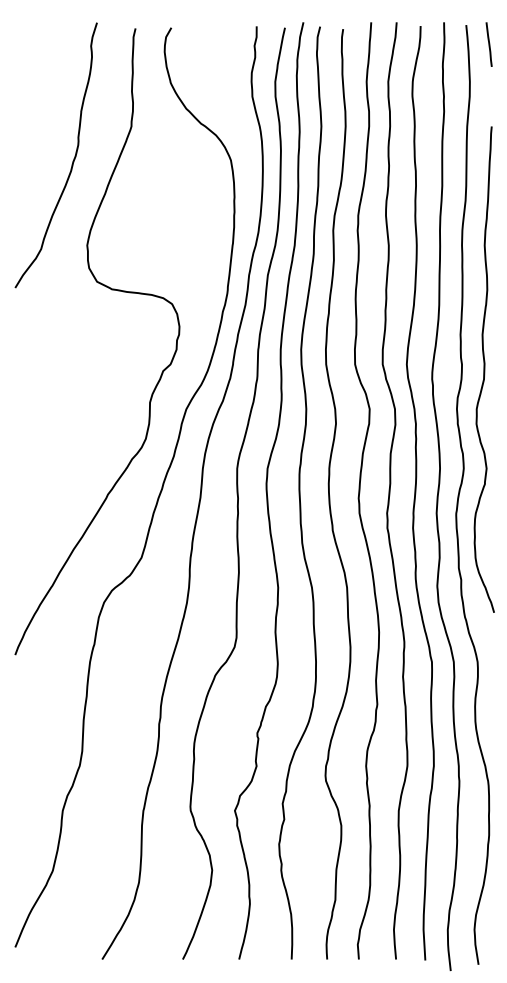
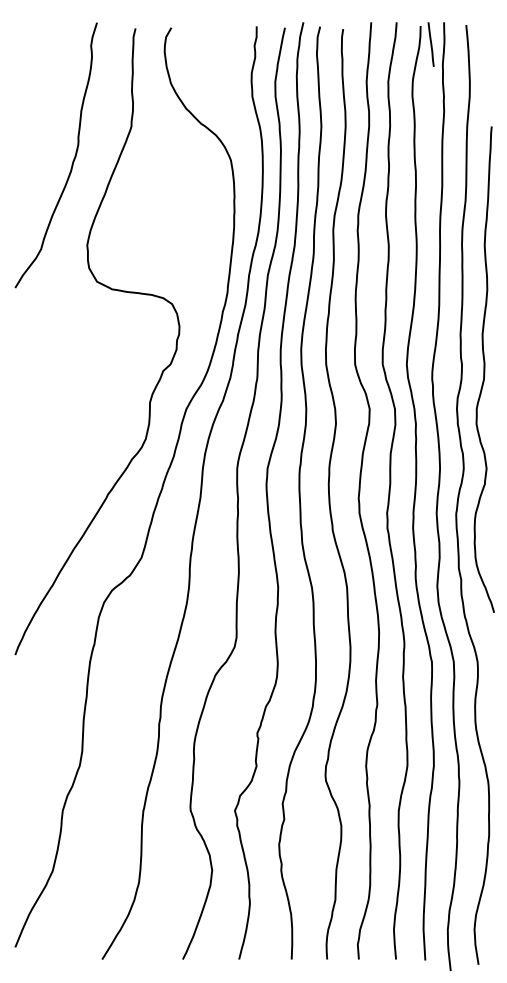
line position: (488, 44) -> (430, 44) (430, 44)
